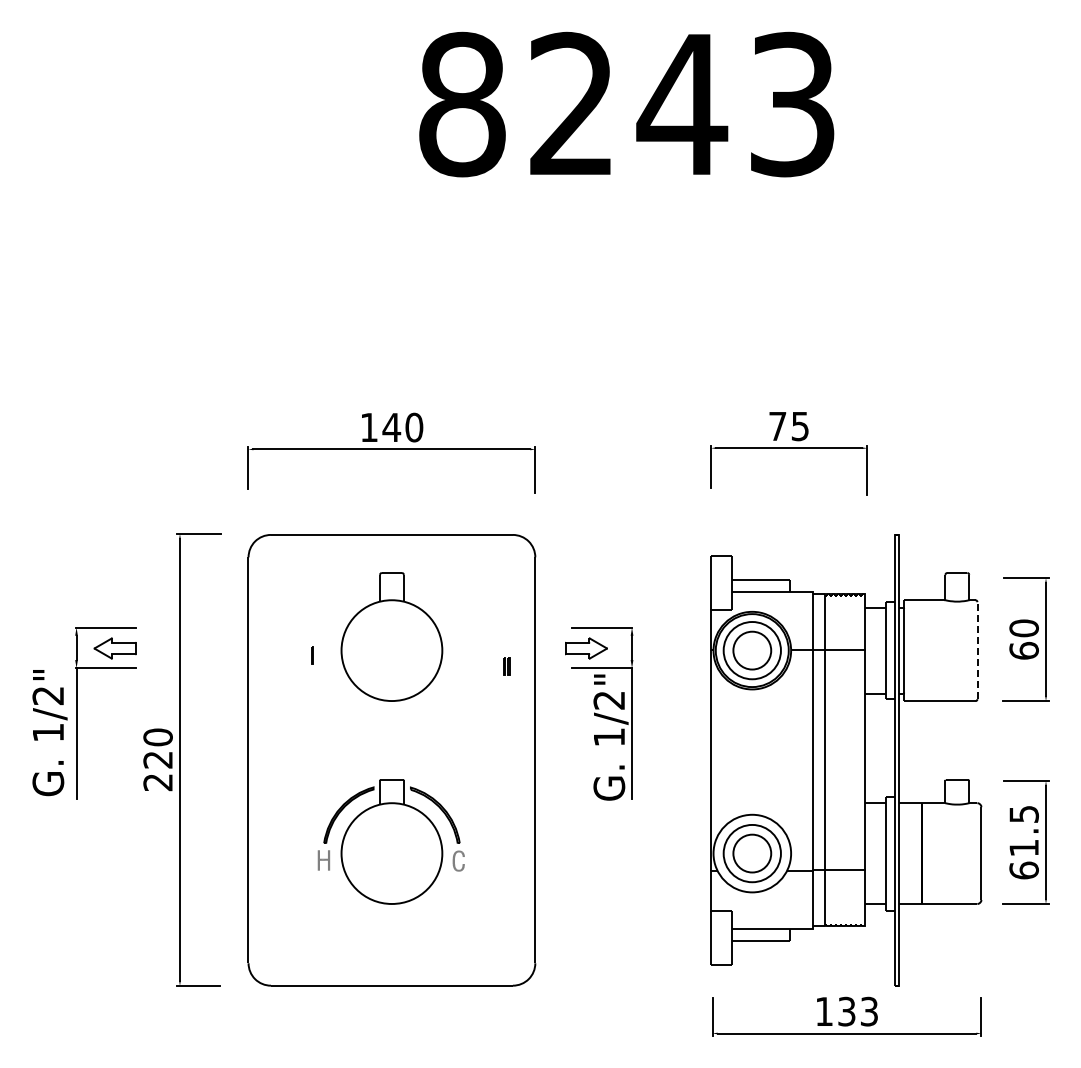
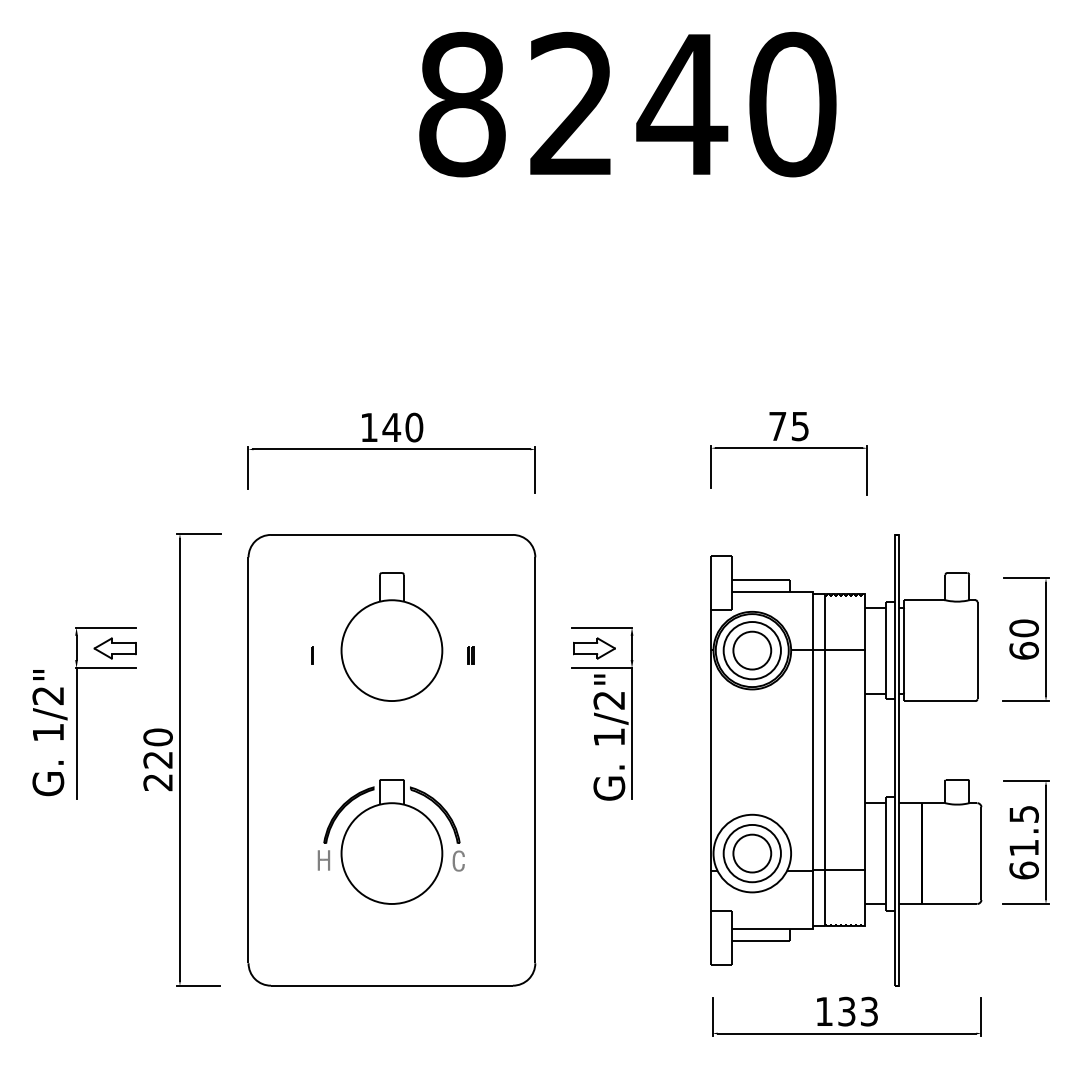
text: 8243 -> 8240 (792, 104)
part position: (586, 648) -> (594, 648) (594, 648)
line: dashed -> solid (977, 650)
part position: (506, 666) -> (470, 655) (470, 655)
